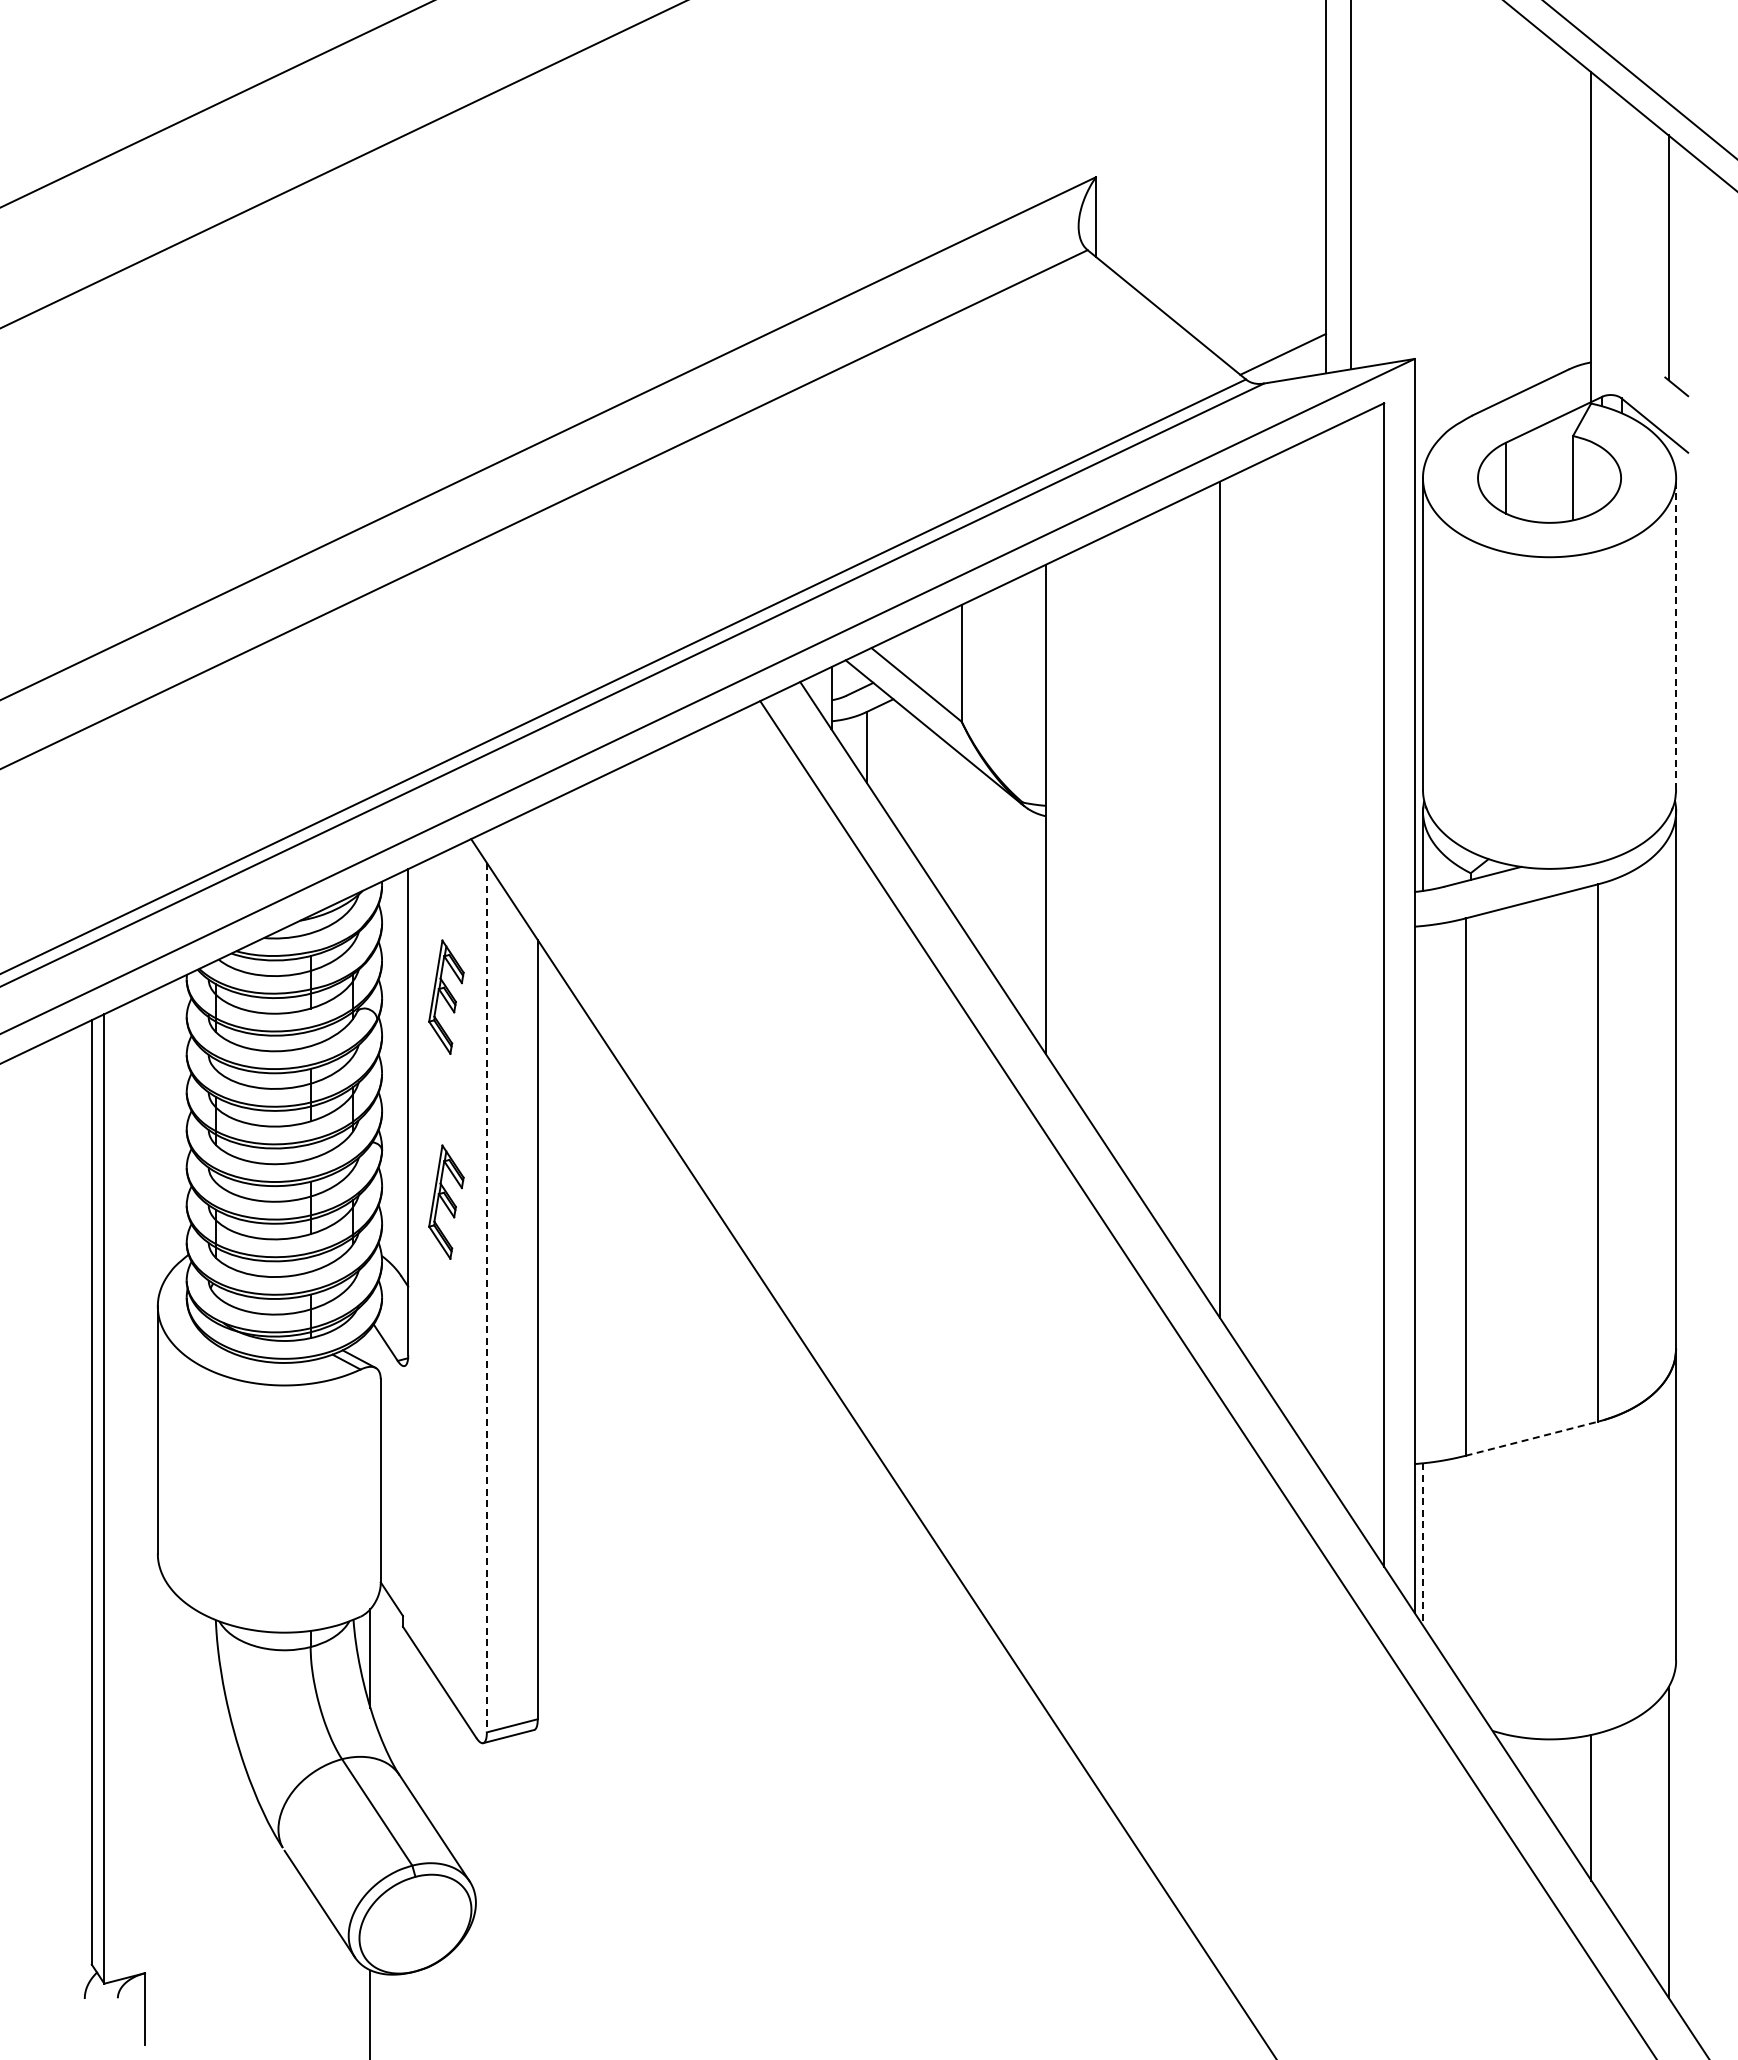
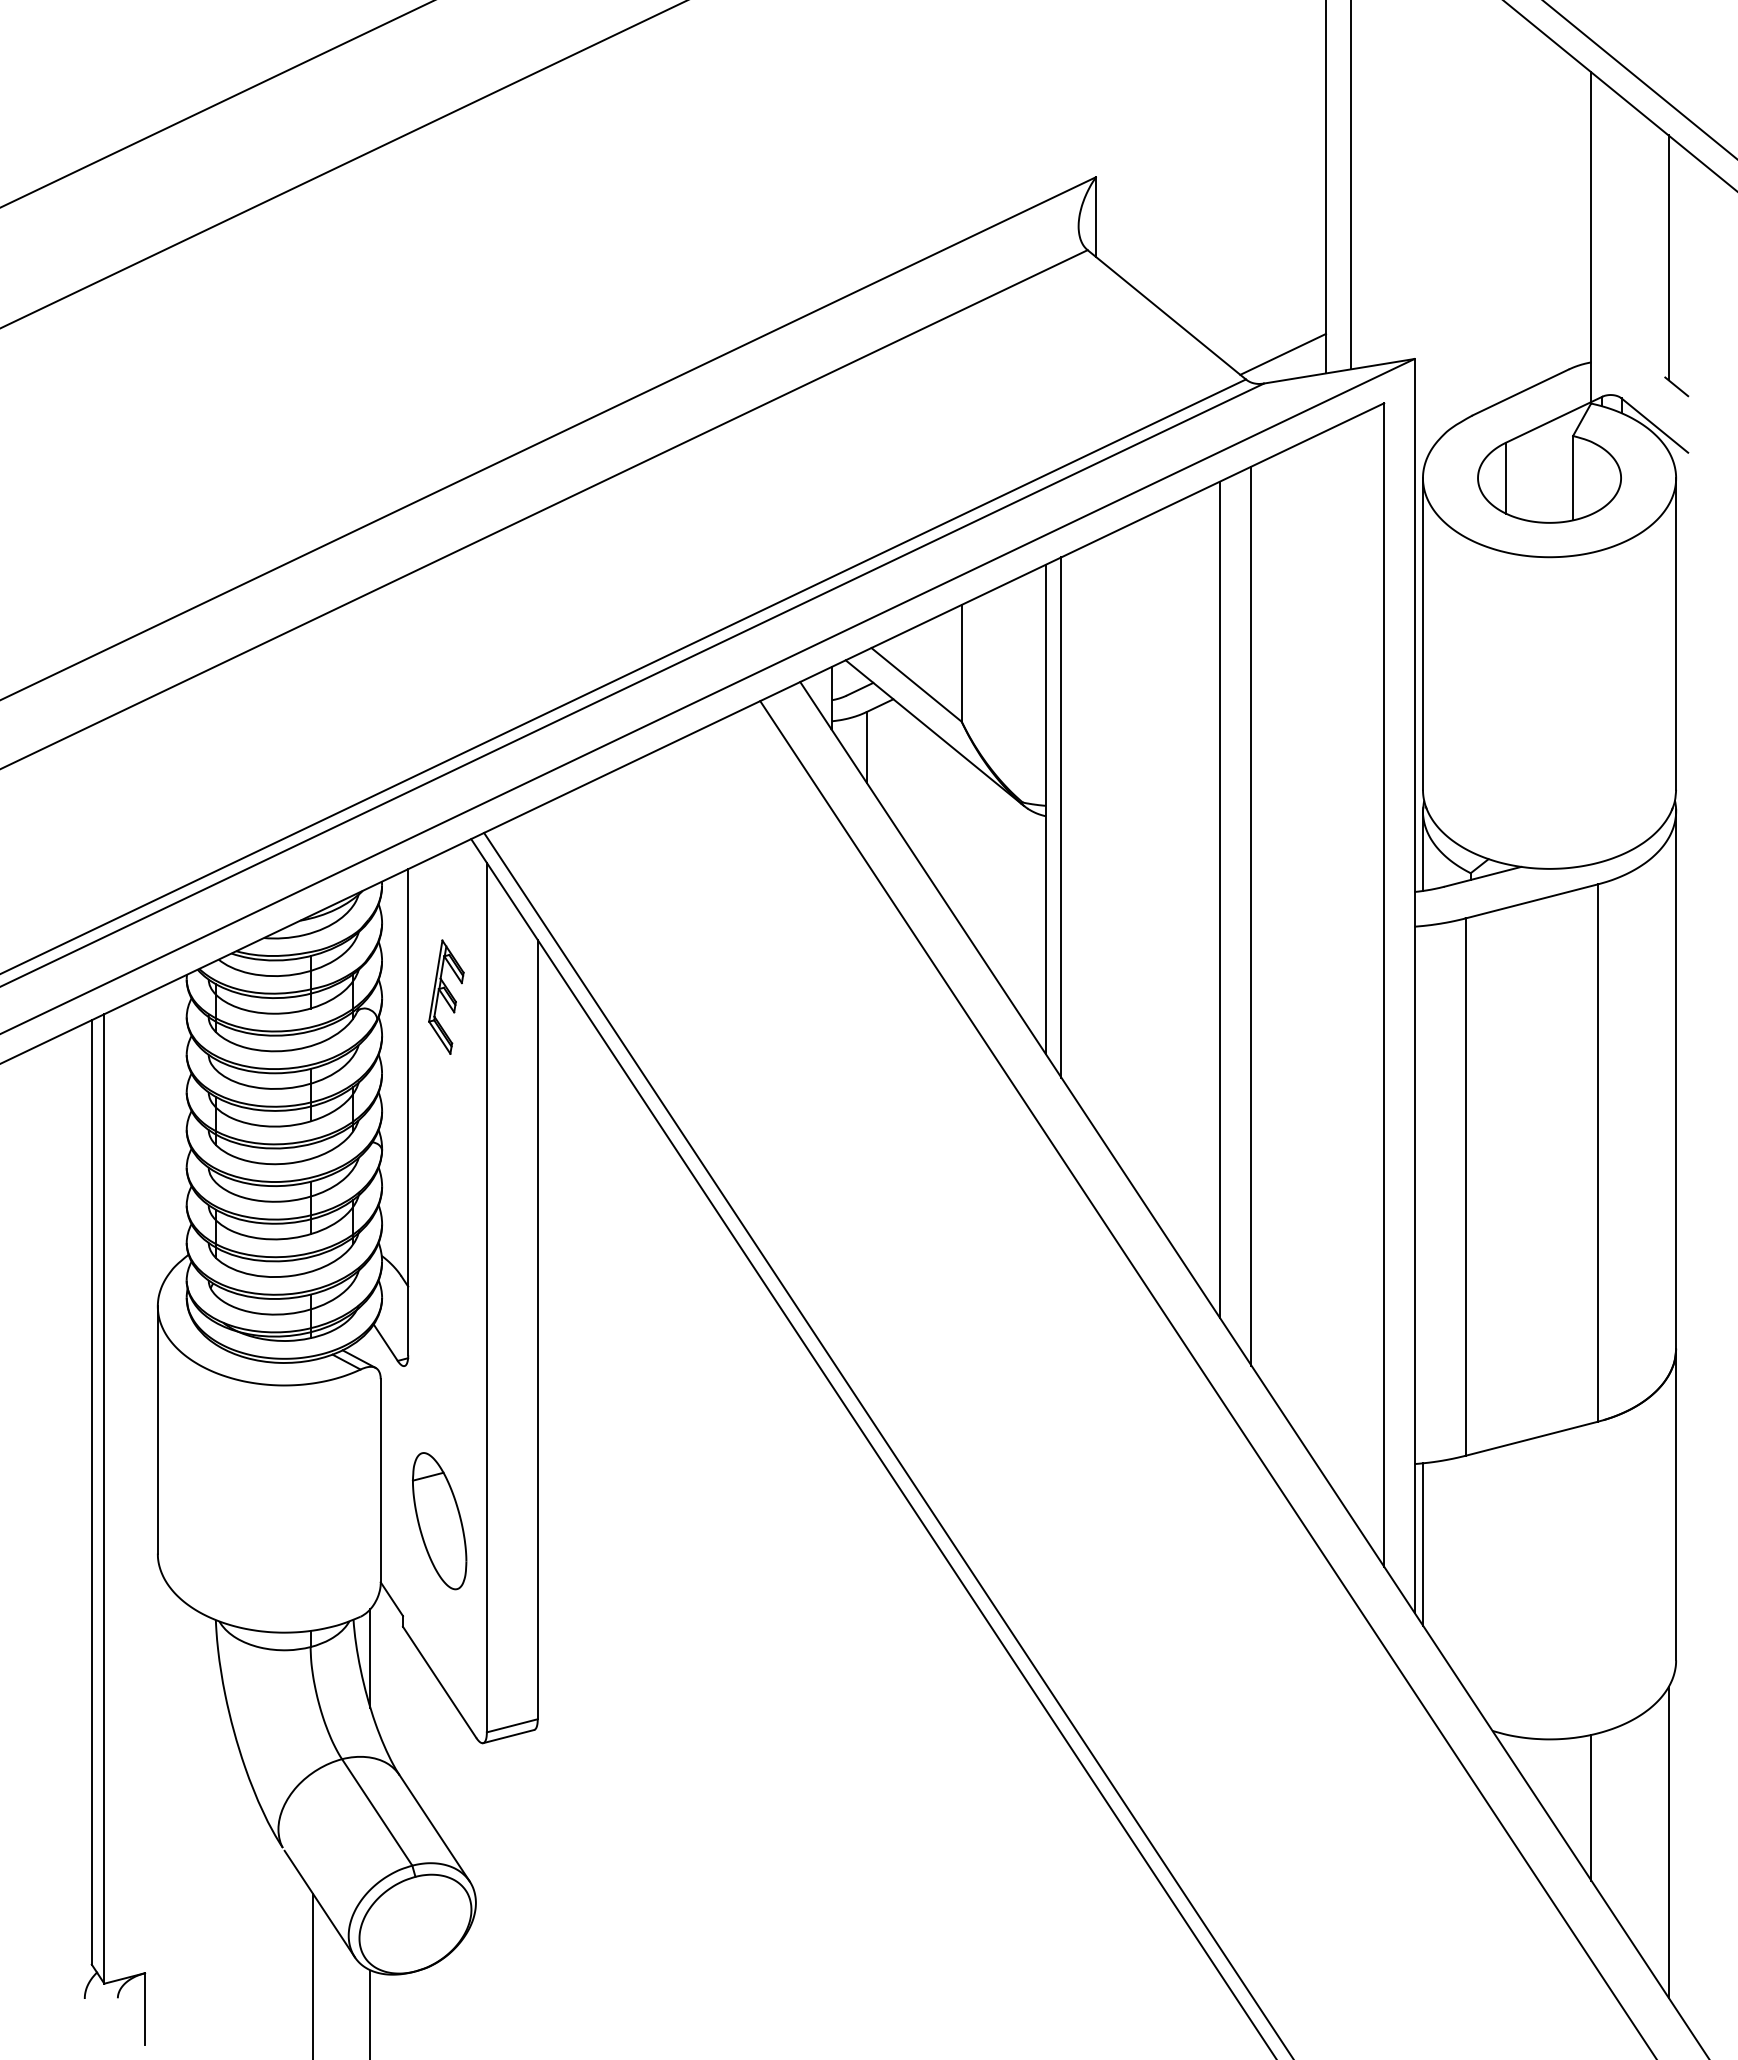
line: dashed -> solid (1676, 634)
line: none -> present (1061, 817)
line: none -> present (1251, 915)
part: present -> none (446, 1201)
line: dashed -> solid (486, 1297)
line: dashed -> solid (1532, 1438)
line: none -> present (887, 1444)
part: none -> present (439, 1521)
line: dashed -> solid (1422, 1544)
line: none -> present (313, 1974)
